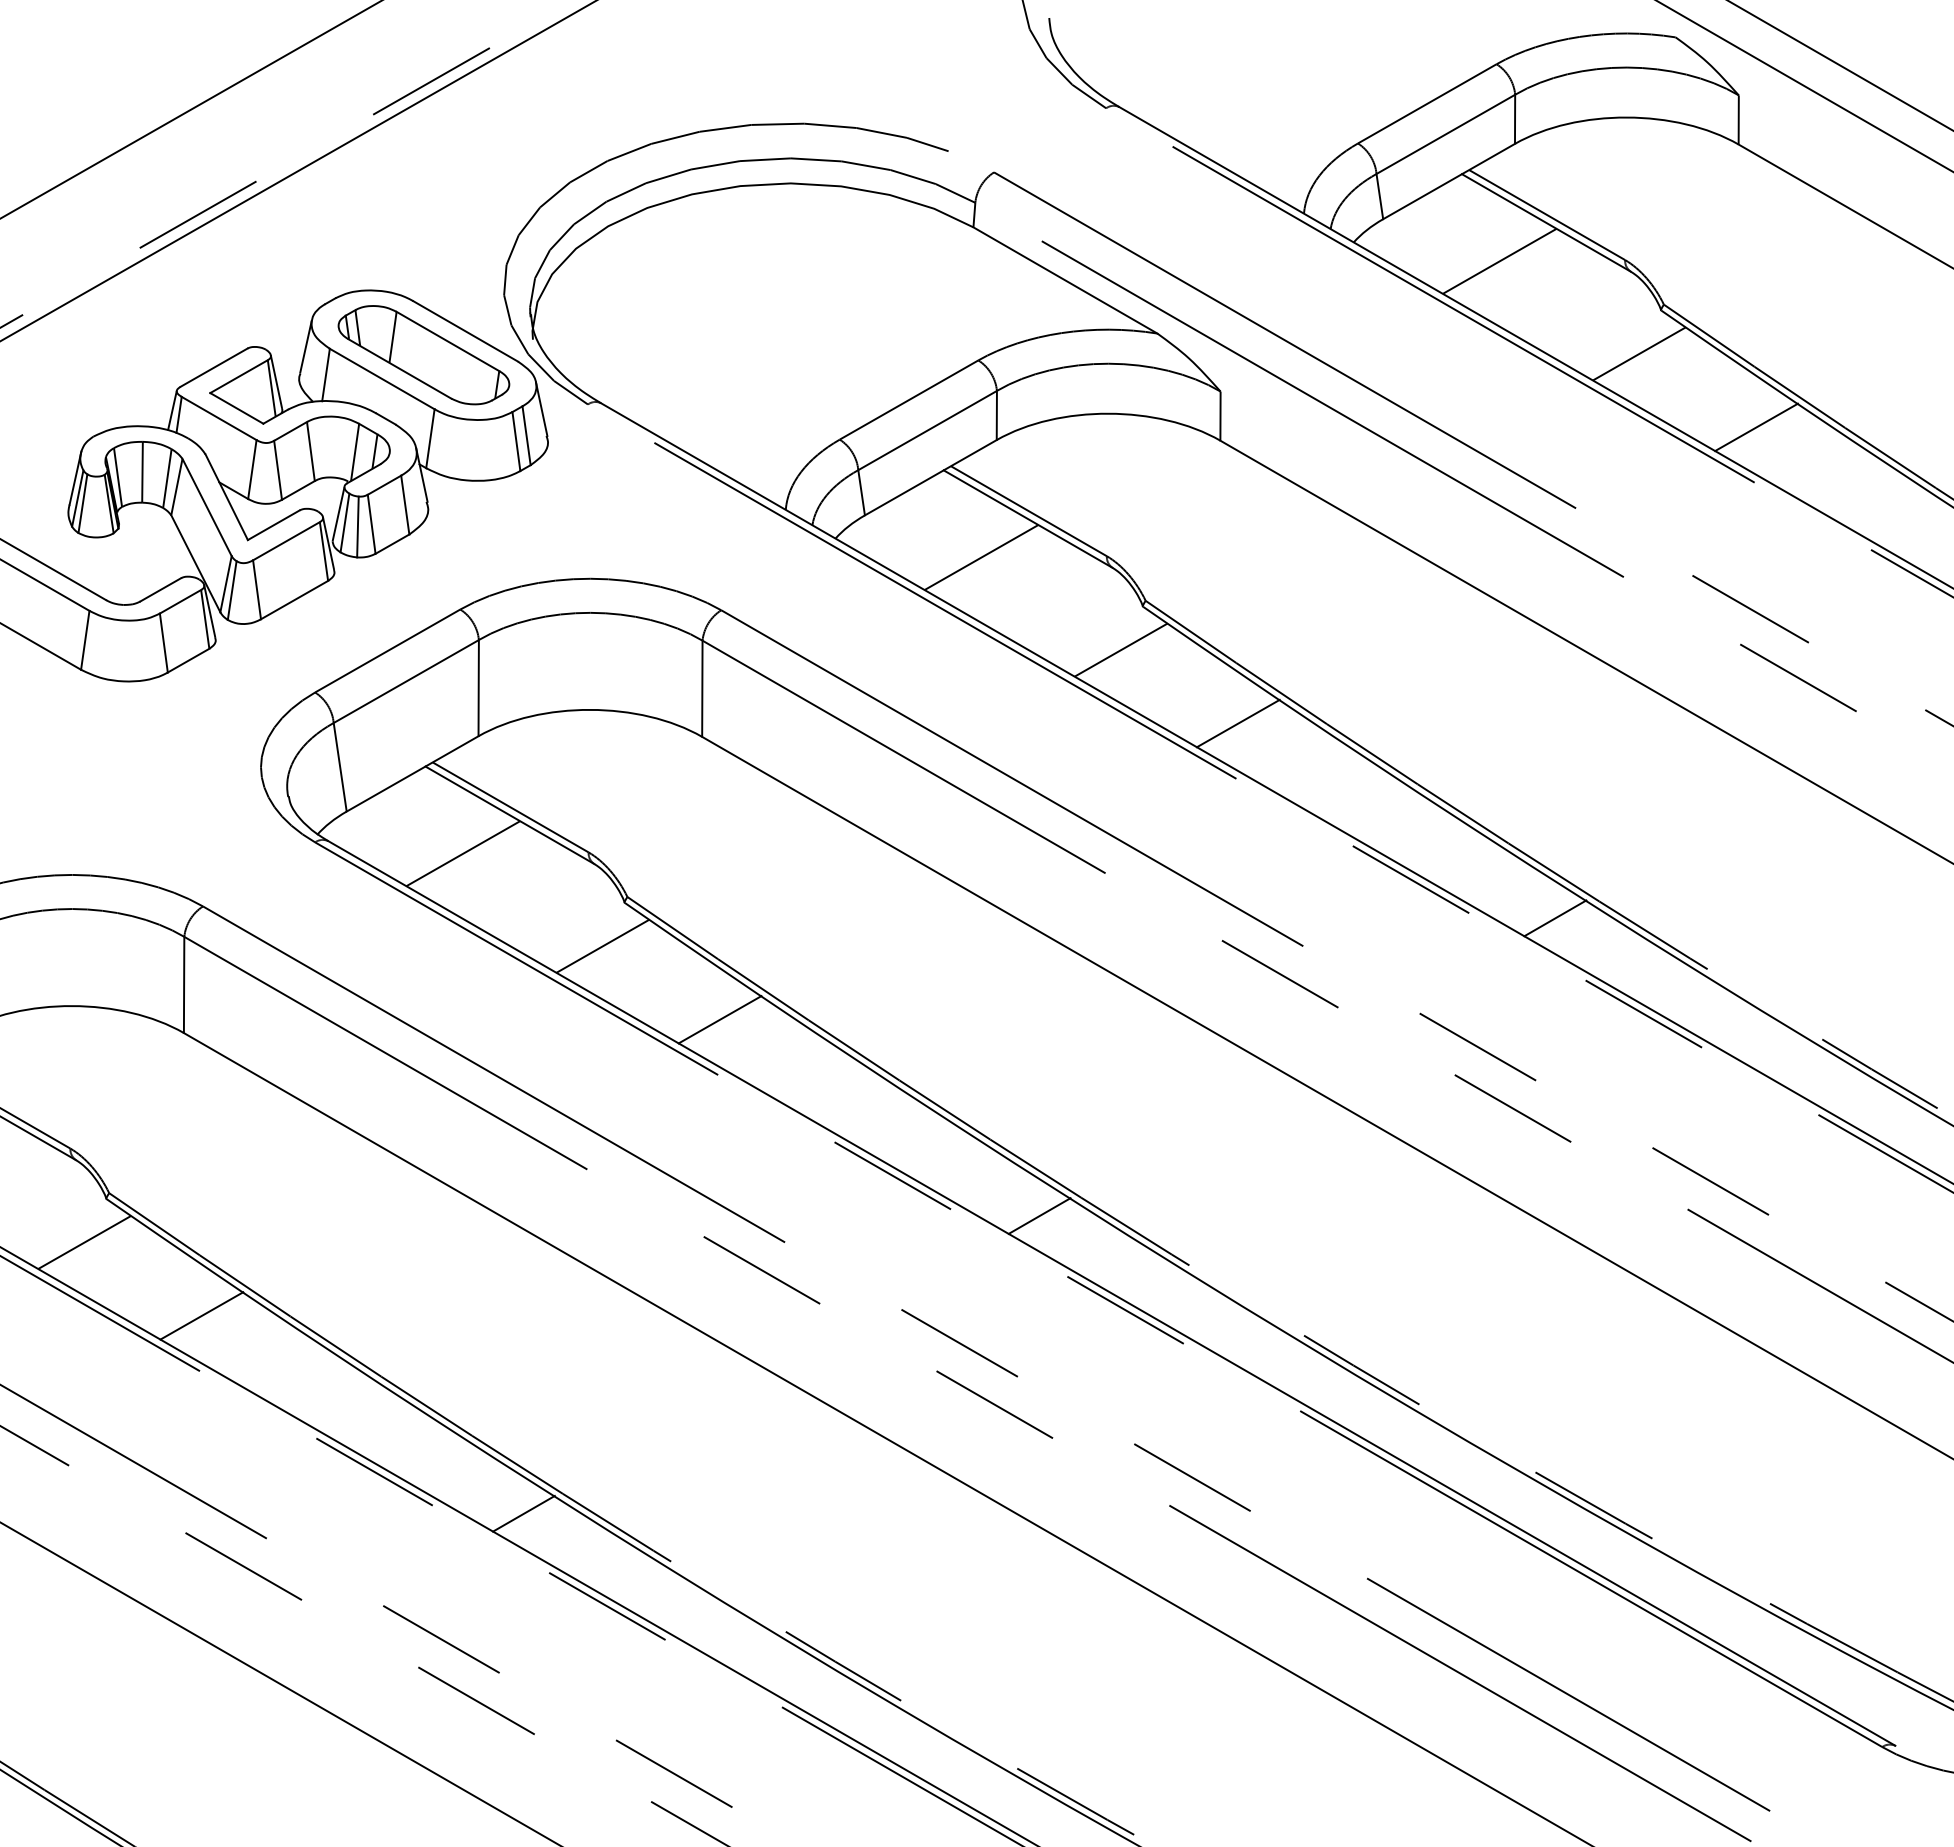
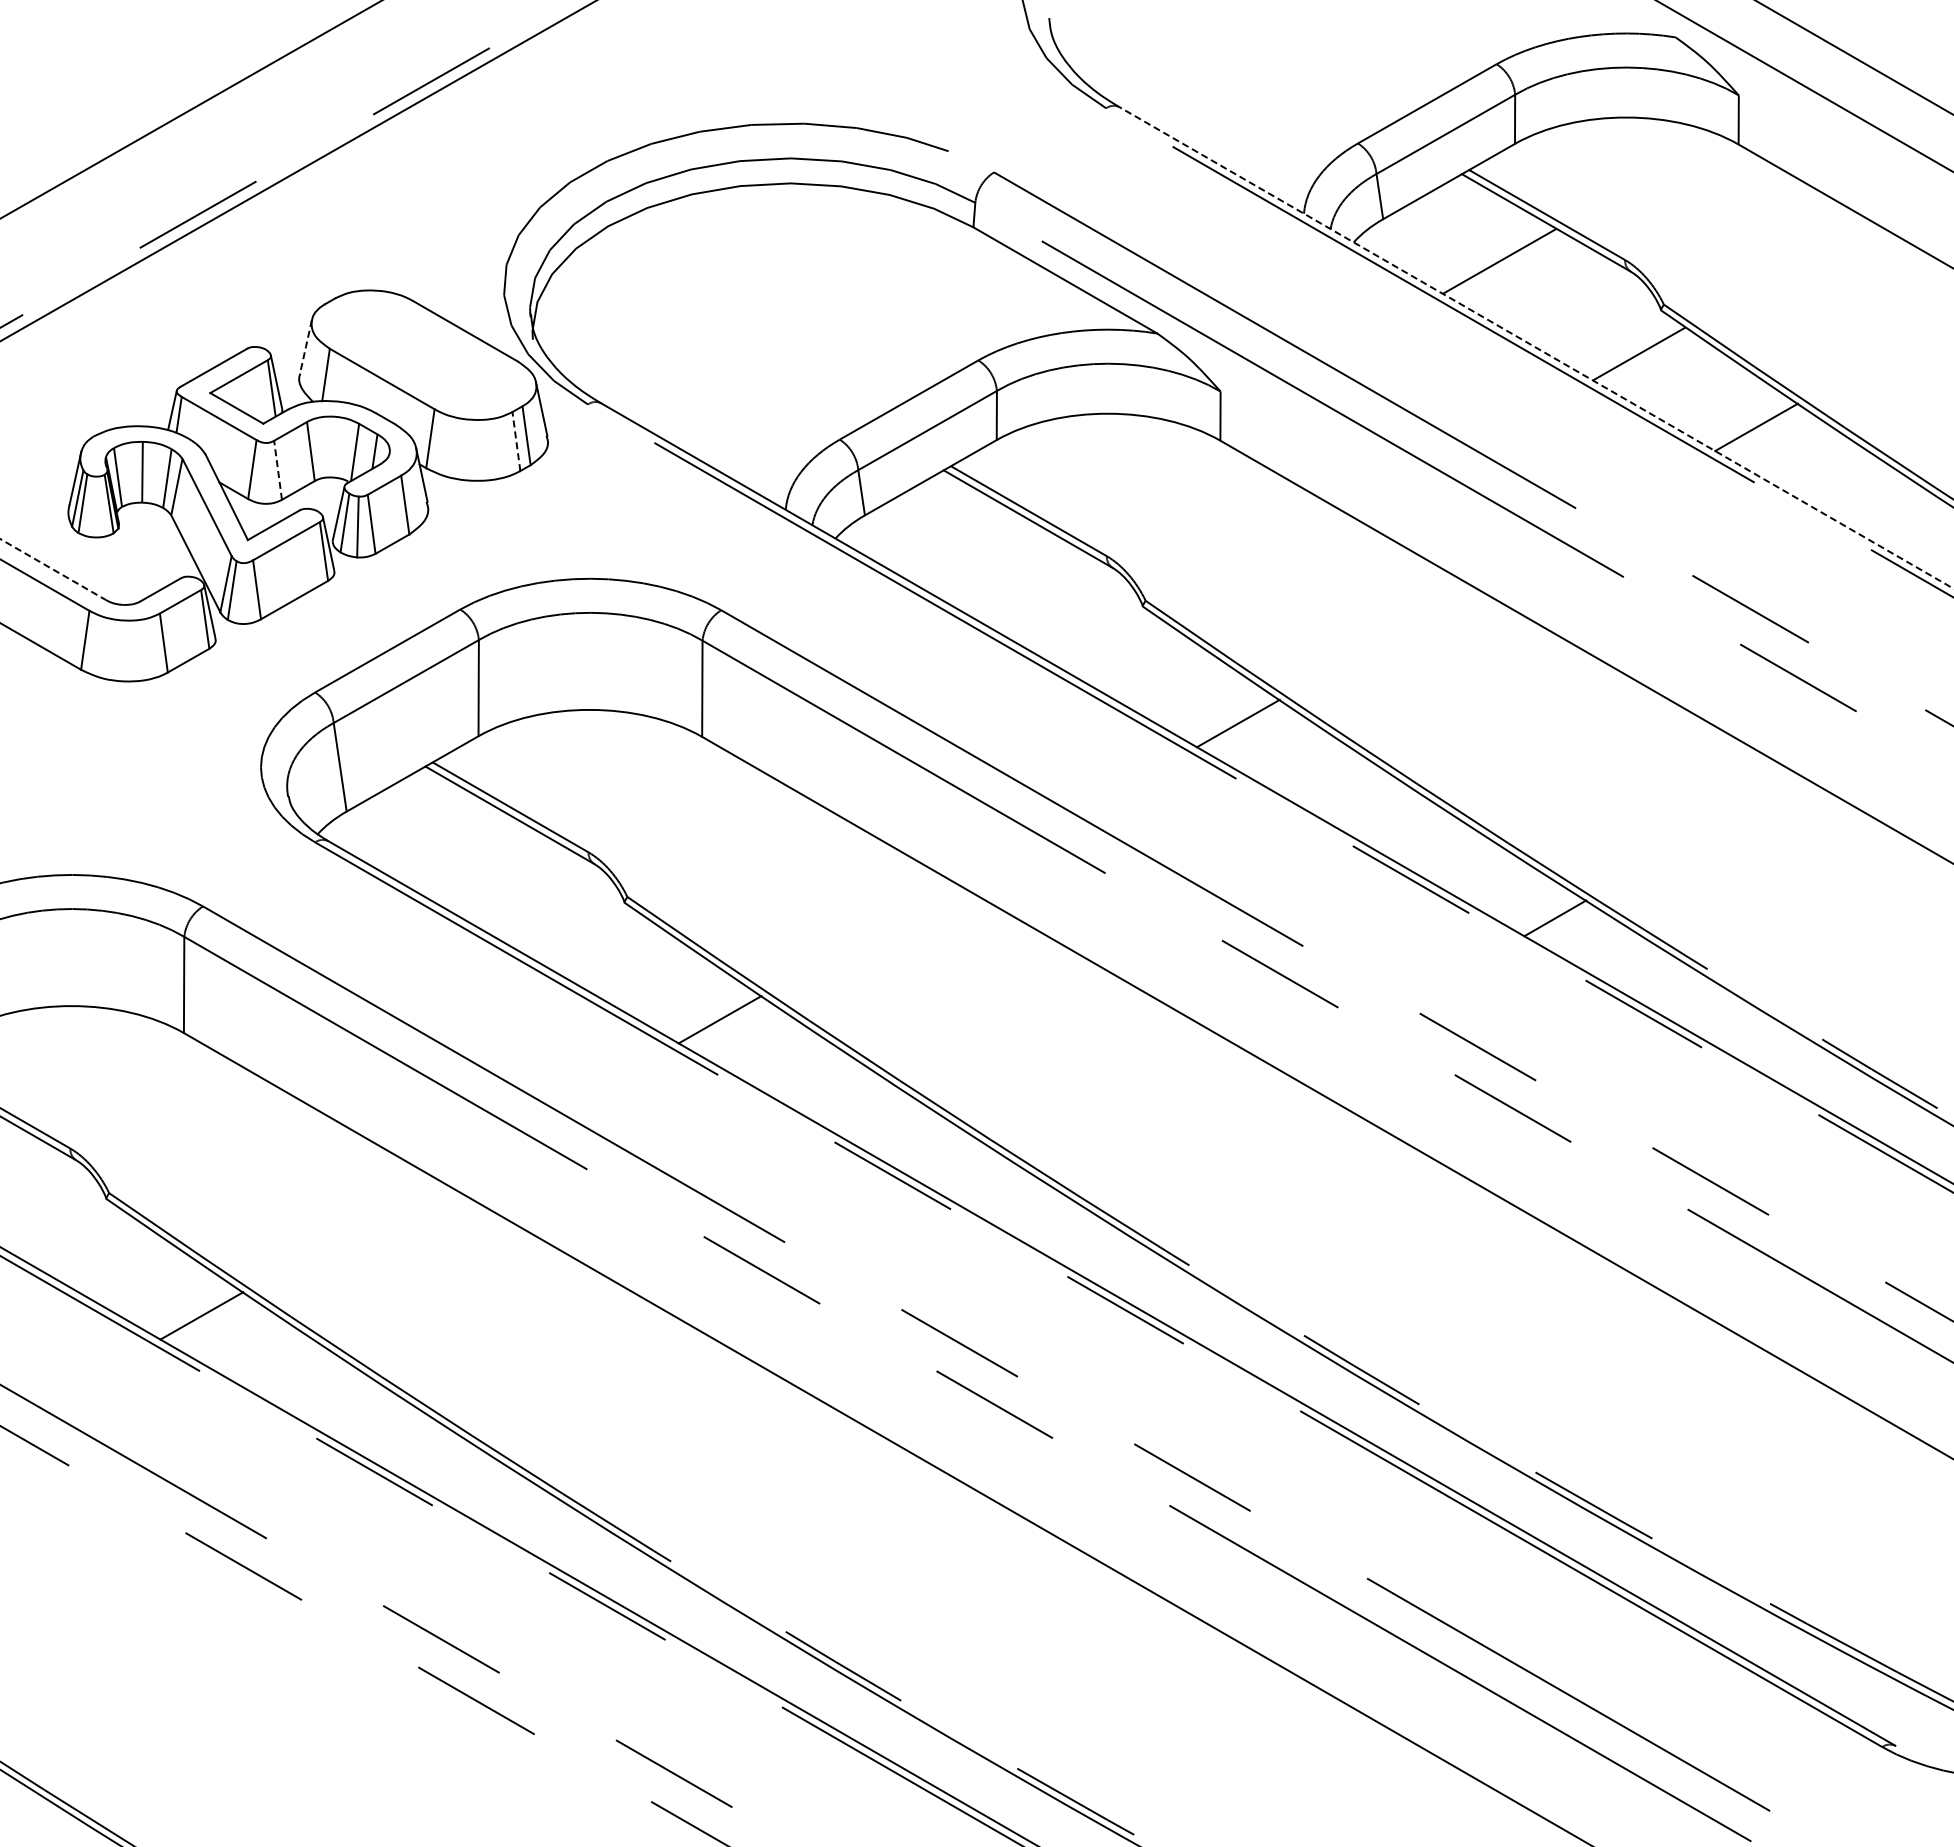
line position: (1840, 65) -> (1854, 57) (1854, 57)
line: solid -> dashed (305, 346)
line: solid -> dashed (1535, 347)
part: present -> none (423, 355)
line: solid -> dashed (516, 441)
line: solid -> dashed (278, 470)
line: present -> none (981, 557)
line: solid -> dashed (53, 569)
line: present -> none (1120, 649)
line: present -> none (463, 853)
line: present -> none (602, 945)
line: present -> none (1039, 1215)
line: present -> none (84, 1242)
line: present -> none (523, 1513)
line: present -> none (279, 1683)
